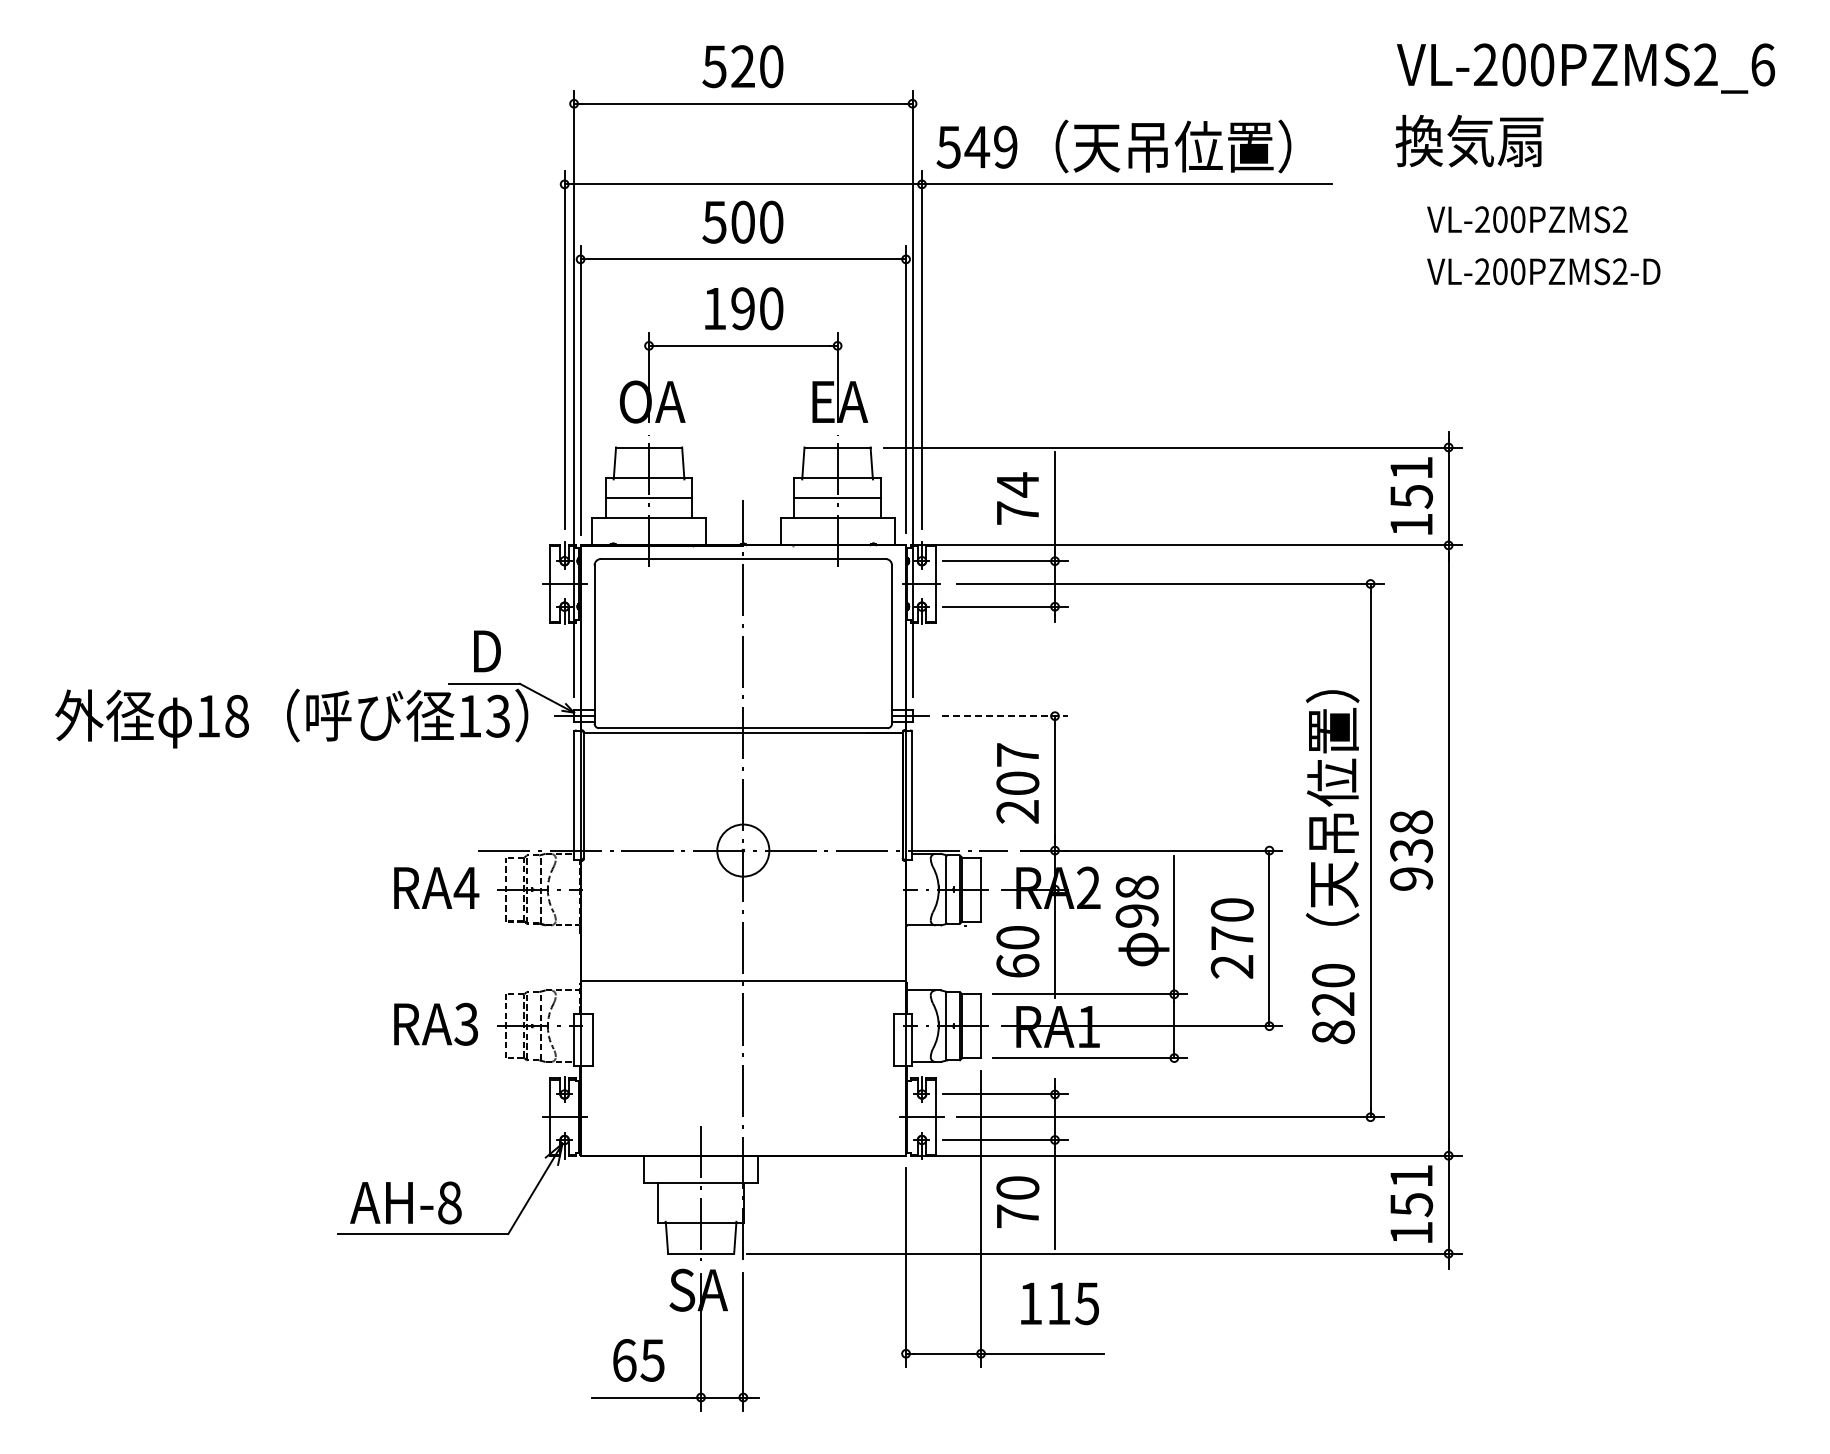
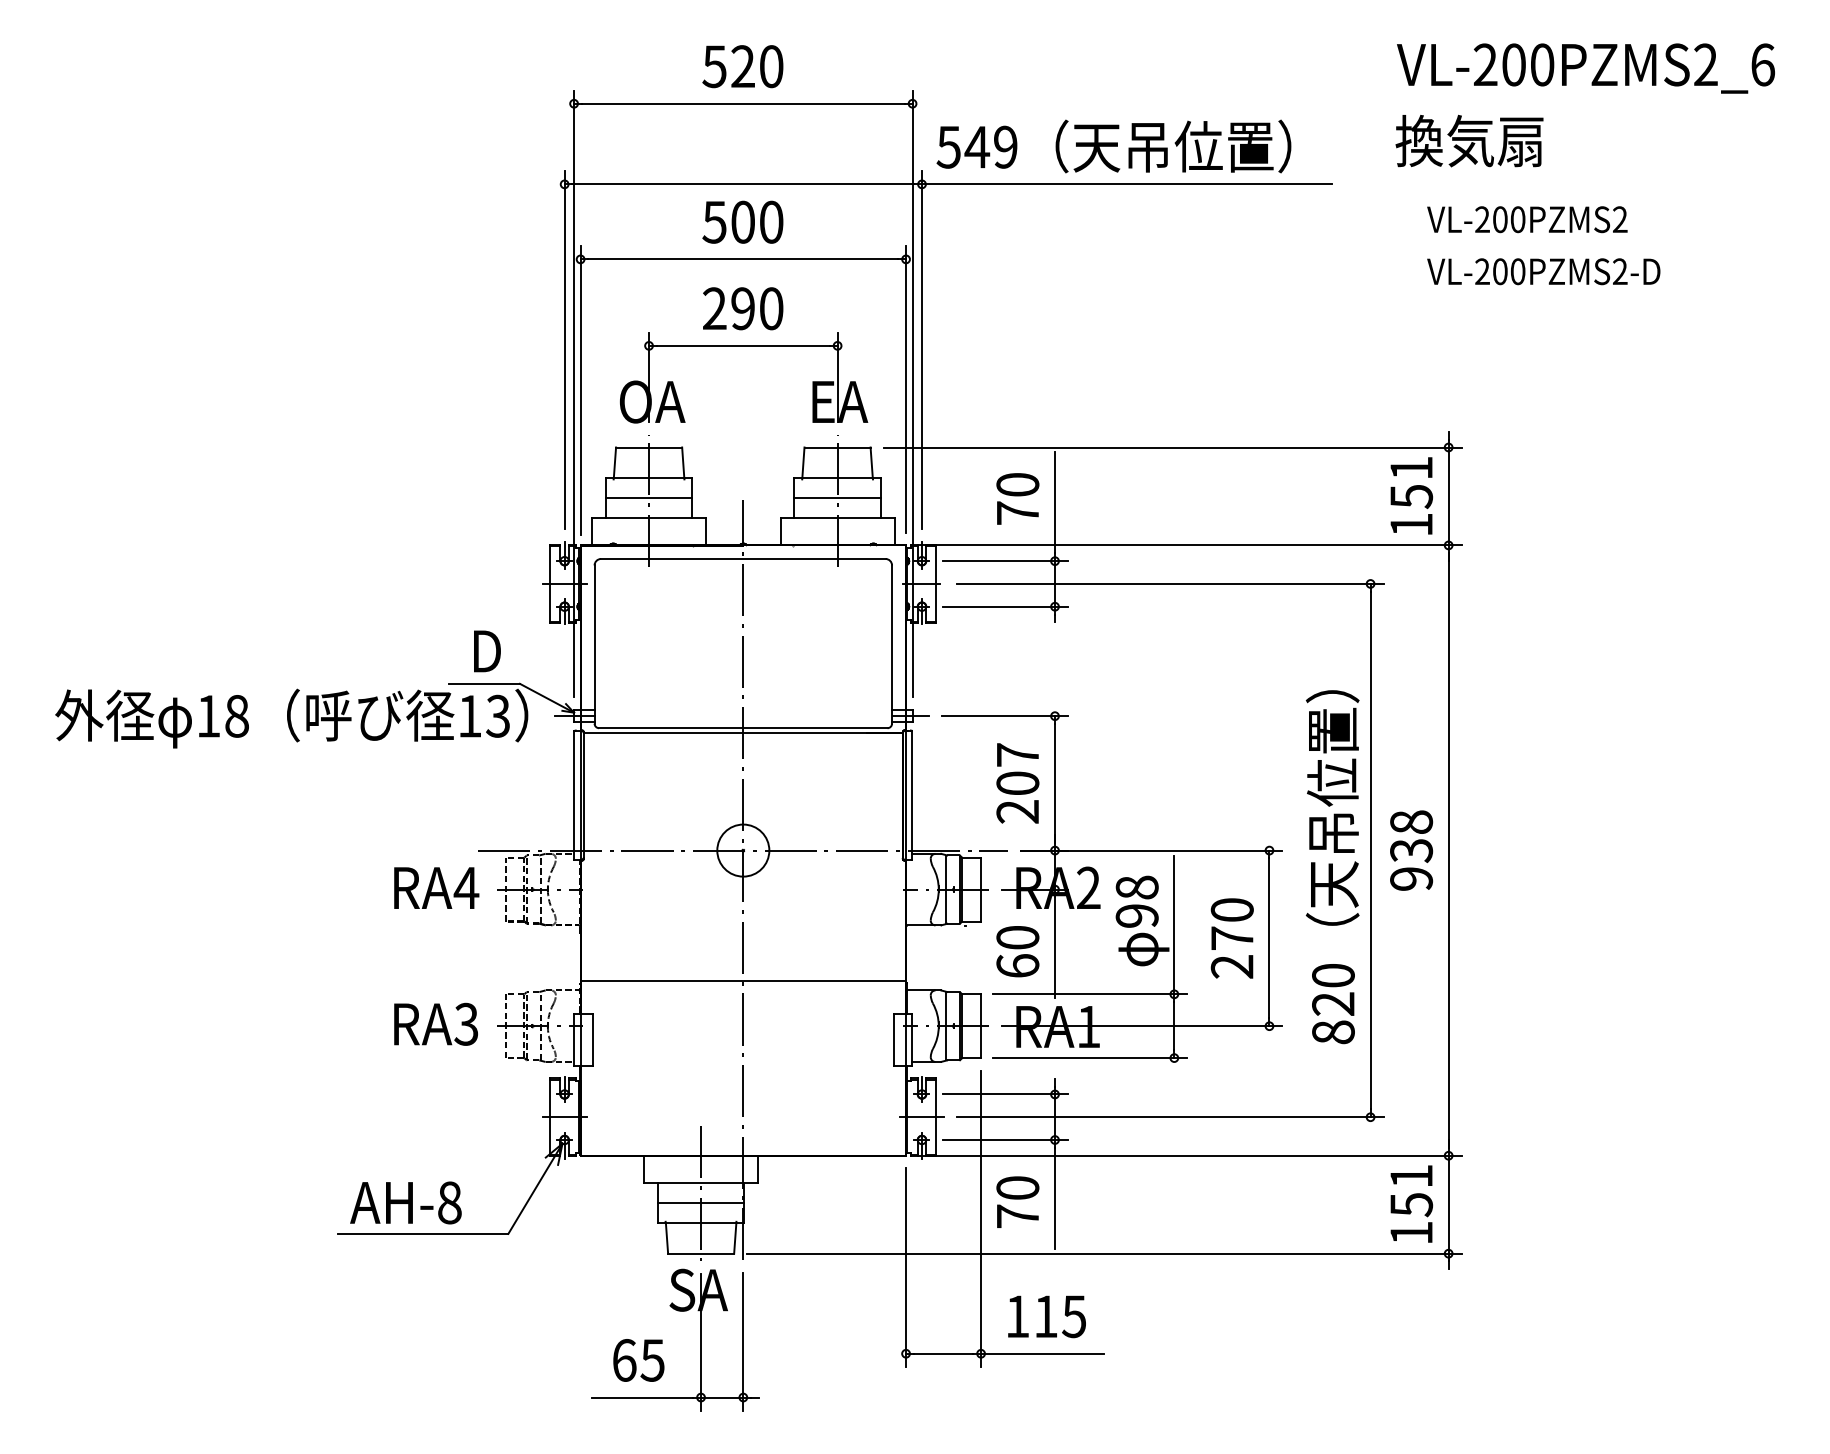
text: 190 -> 290 (714, 308)
text: 74 -> 70 (1017, 484)
line: dashed -> solid (1005, 716)
line: none -> present (700, 1203)
text position: (1059, 1303) -> (1046, 1316) (1046, 1316)
